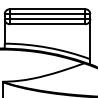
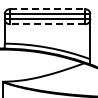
line: solid -> dashed (47, 9)
line: solid -> dashed (47, 24)
